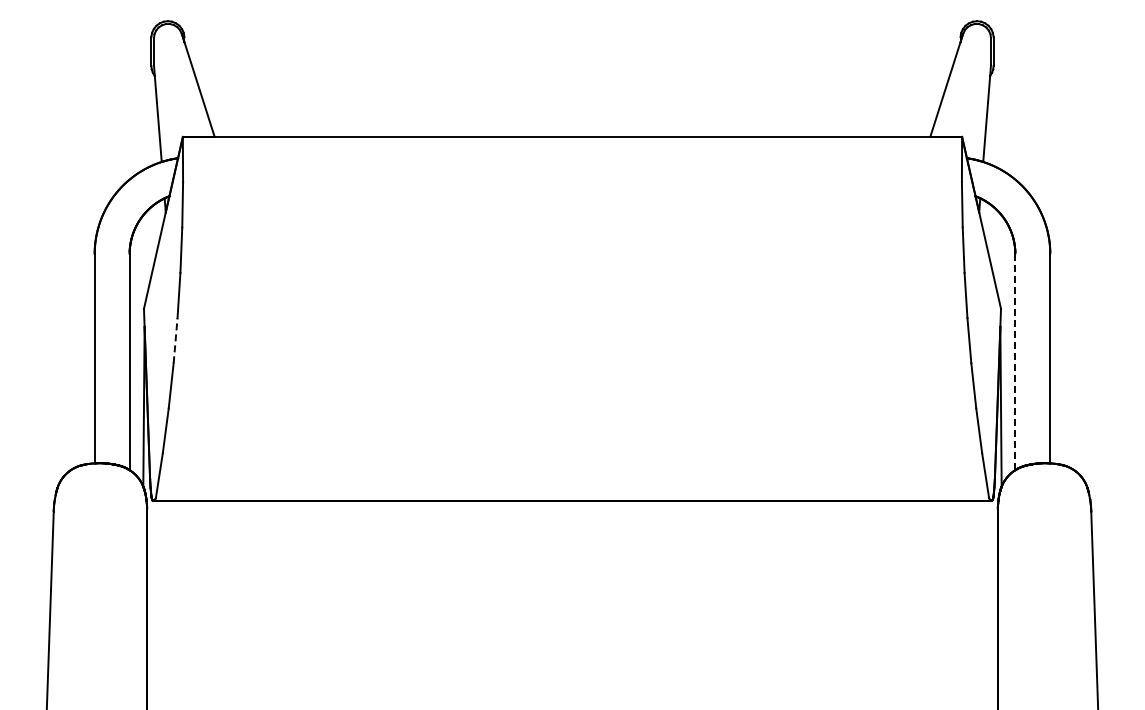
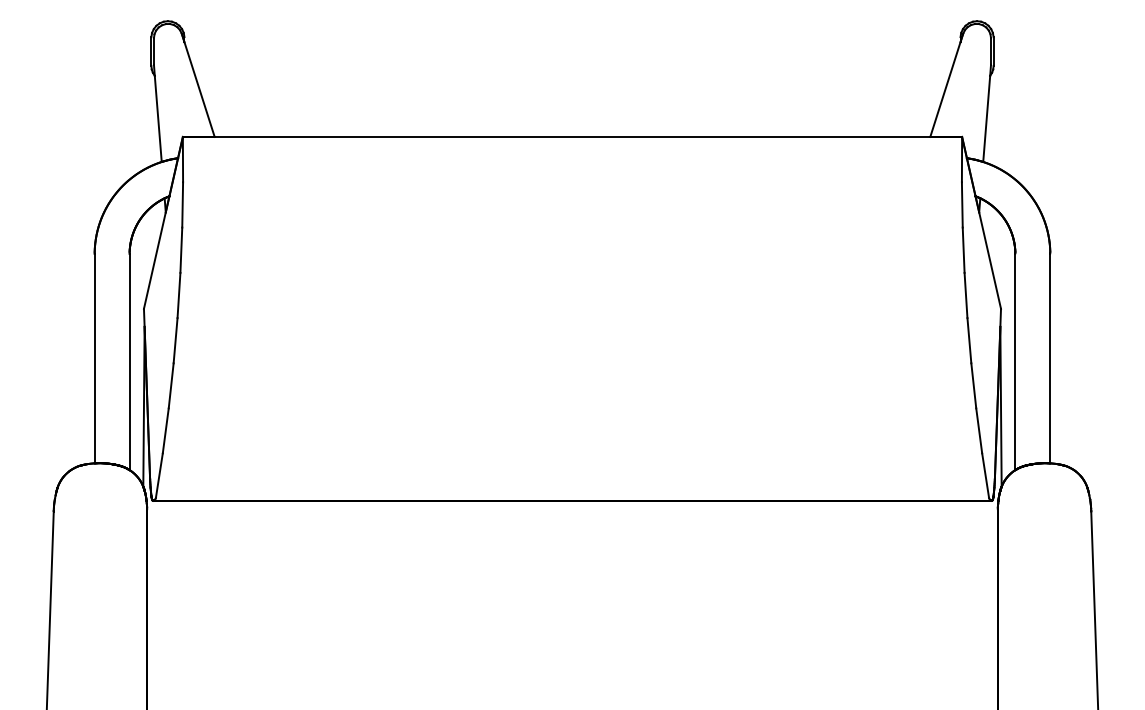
line: dashed -> solid (175, 340)
line: dashed -> solid (1015, 361)
